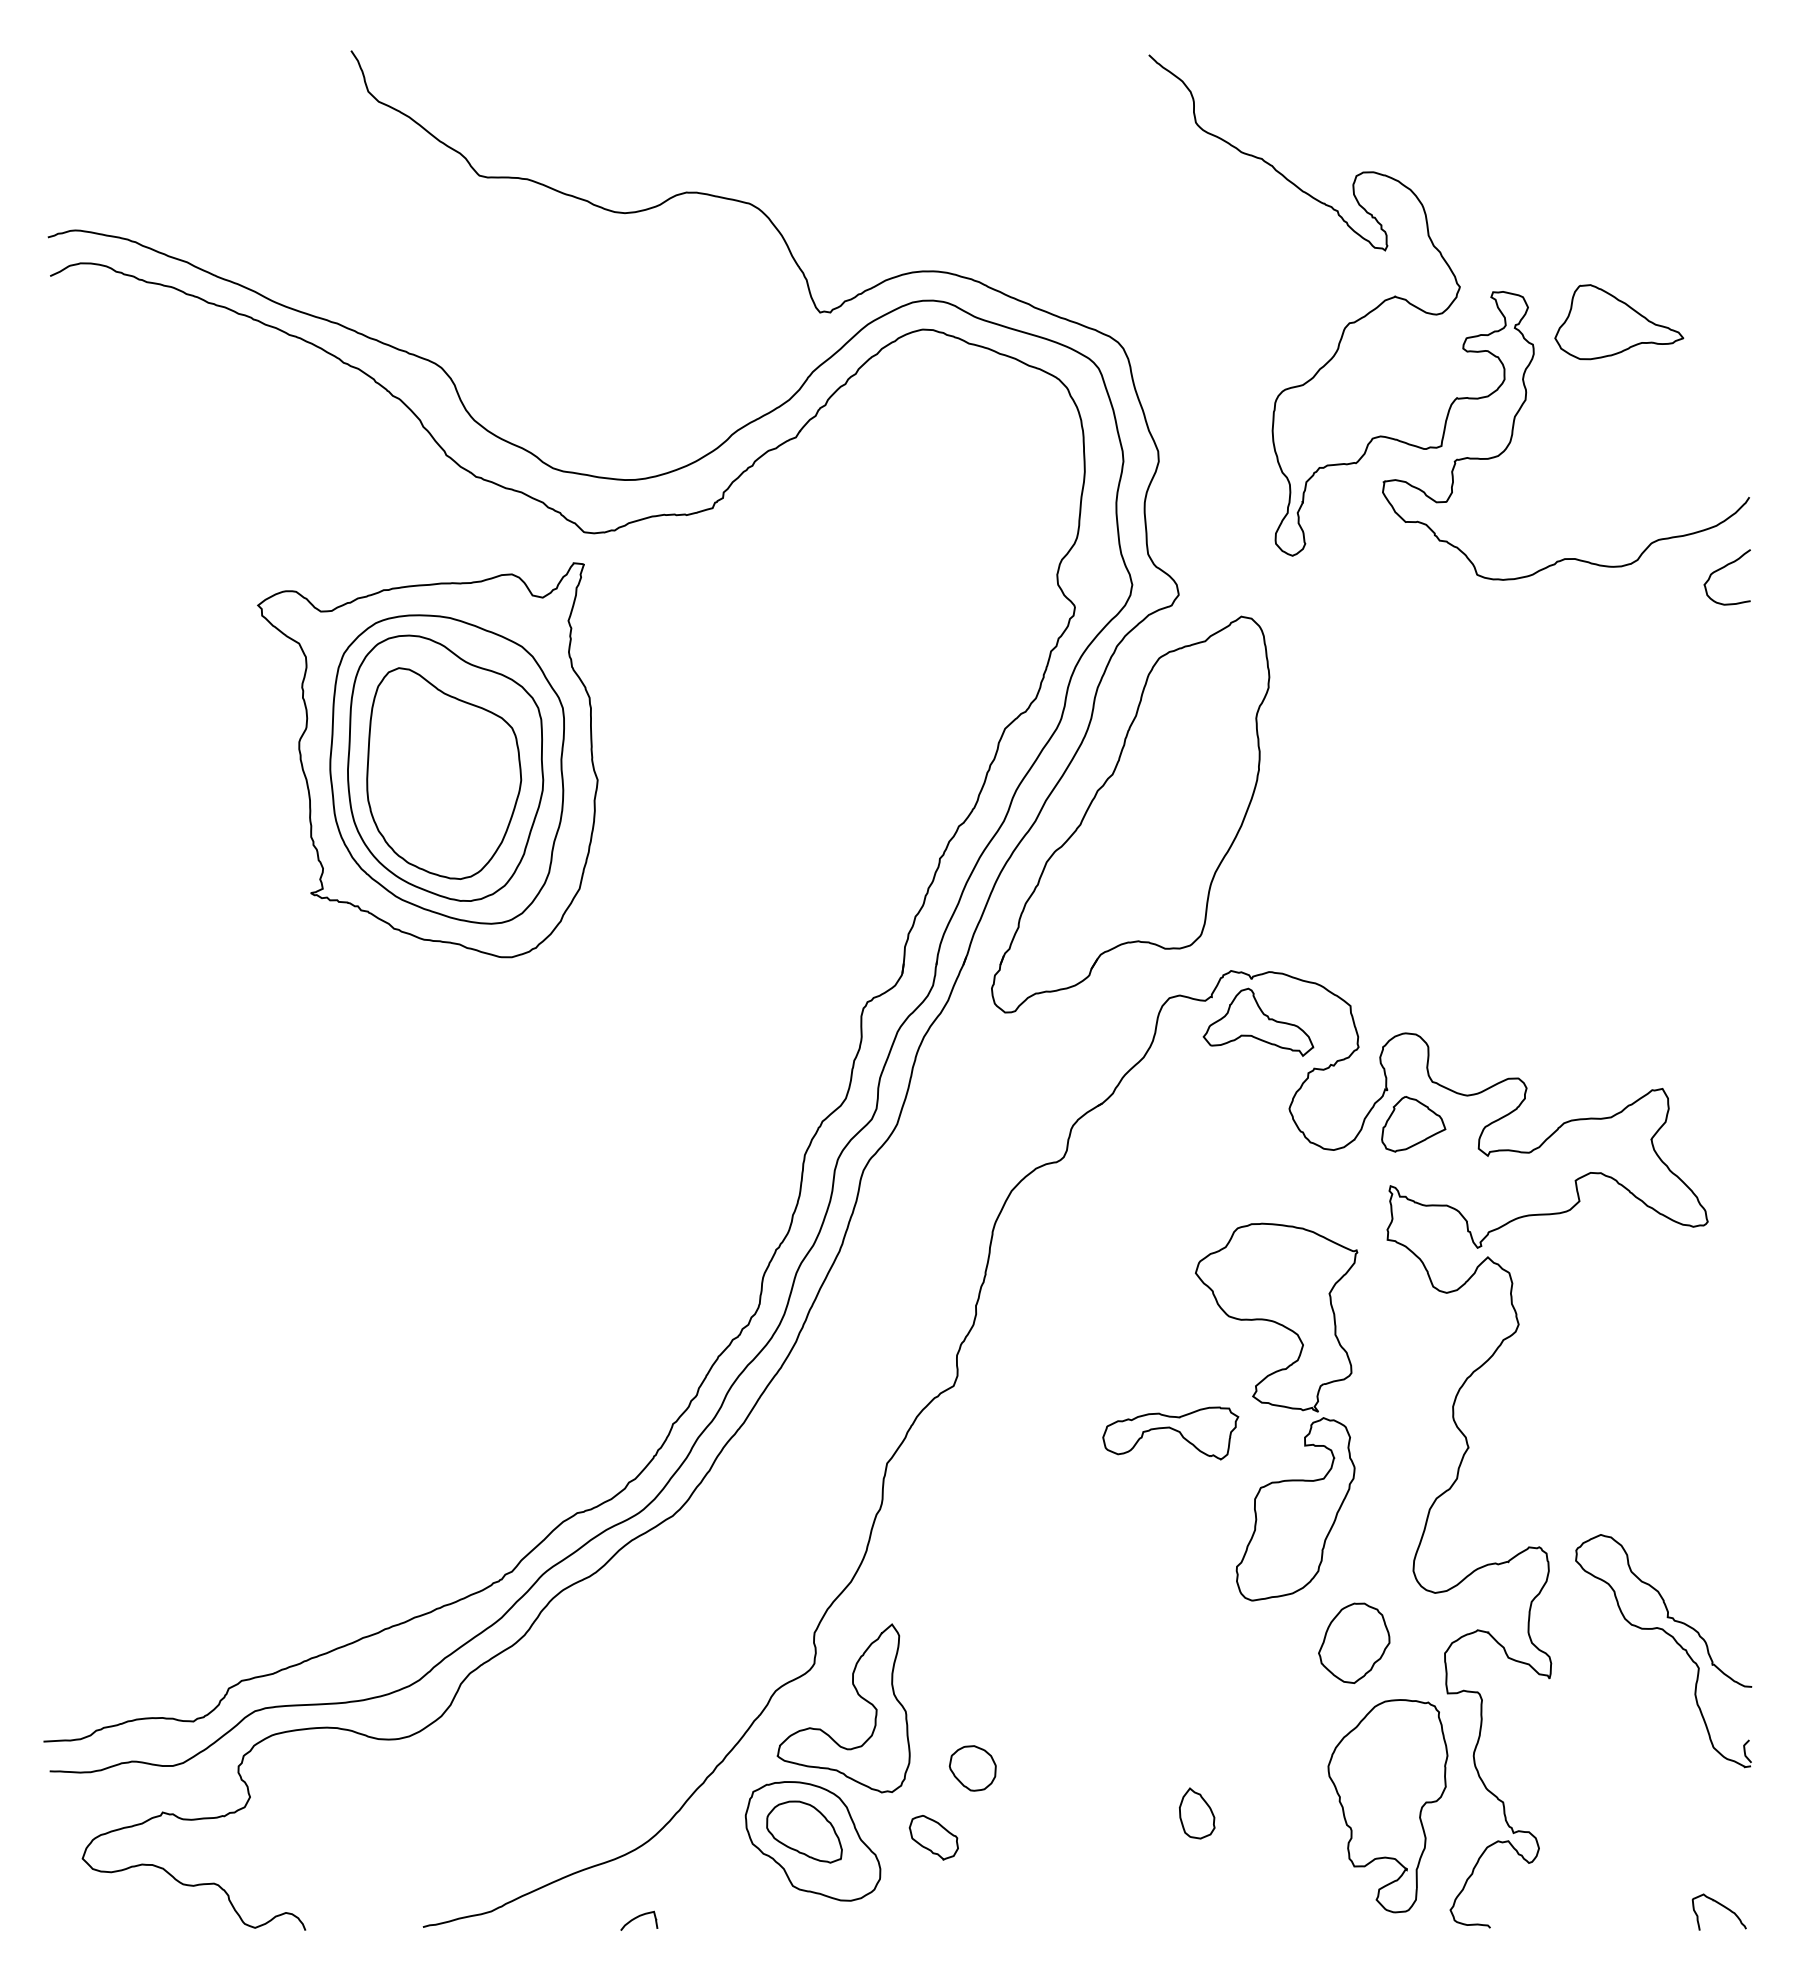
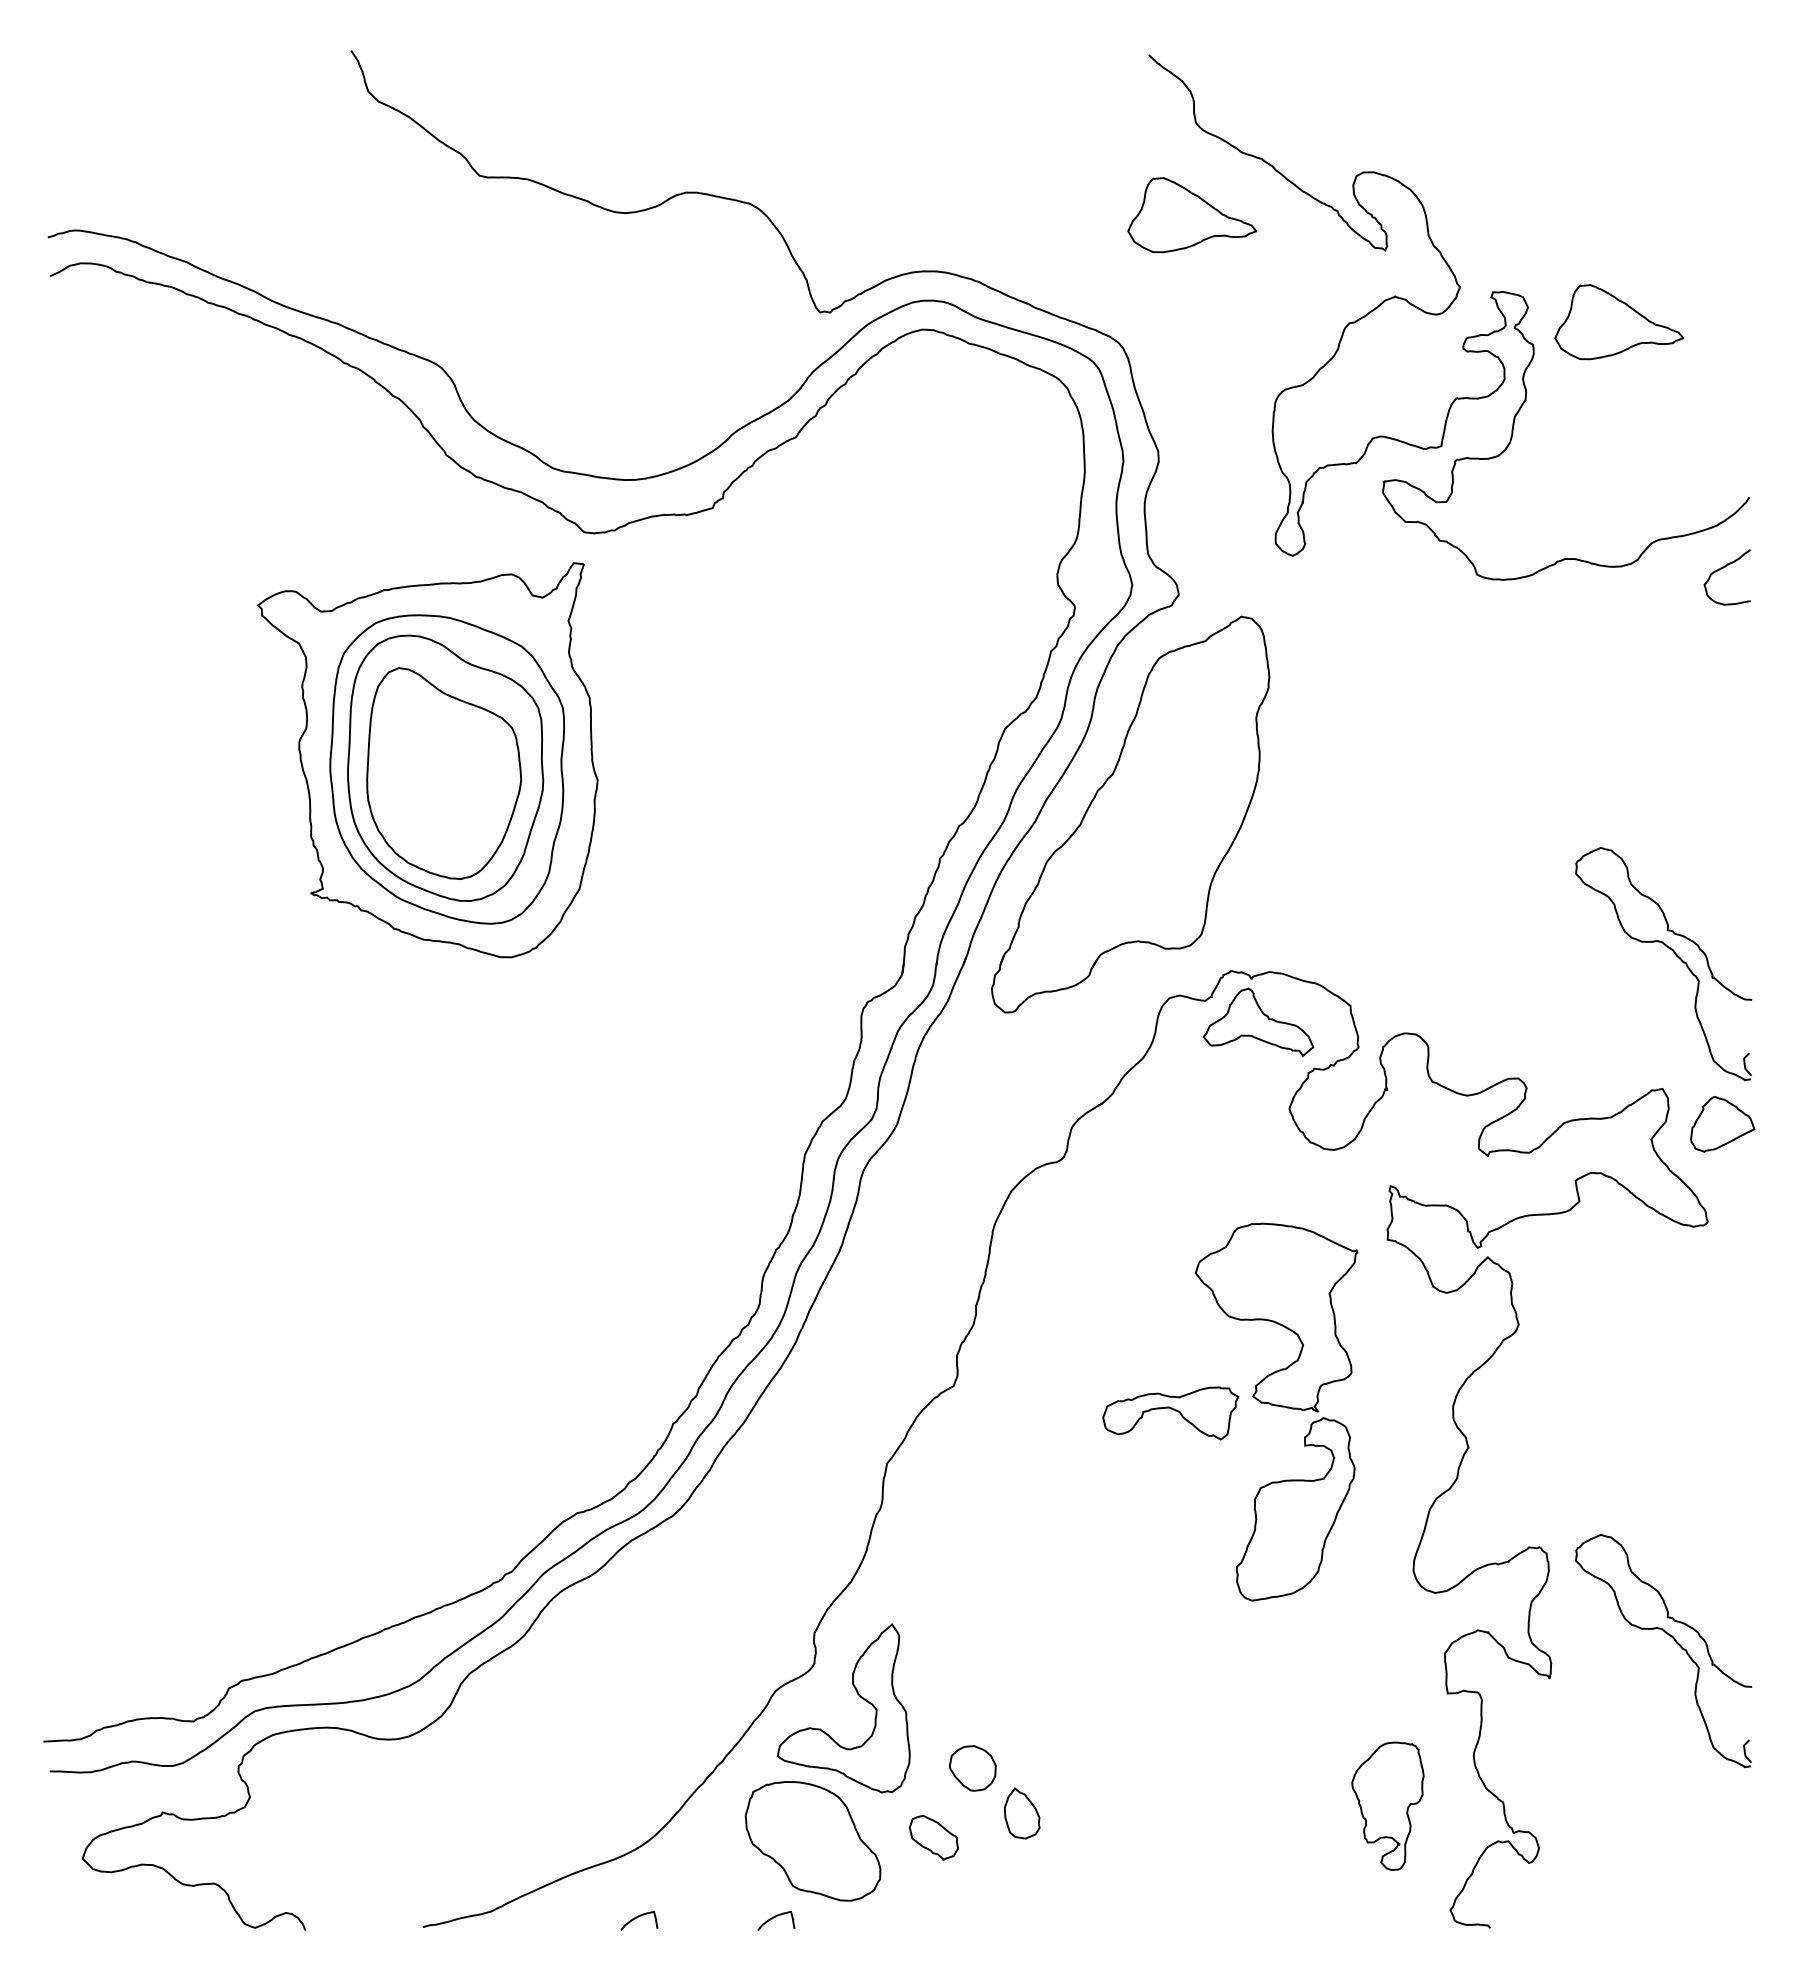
part: none -> present (1192, 215)
part: none -> present (1675, 955)
part position: (1413, 1124) -> (1722, 1124) (1722, 1124)
part position: (1170, 1433) -> (1170, 1413) (1170, 1413)
part: present -> none (1354, 1642)
part size: 122x215 px -> 74x130 px (1387, 1805)
part position: (1197, 1813) -> (1022, 1813) (1022, 1813)
part: present -> none (804, 1831)
curve: present -> none (1720, 1905)
curve: none -> present (774, 1918)
